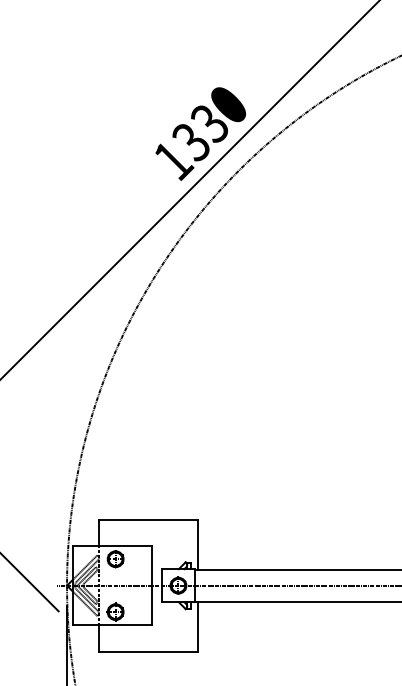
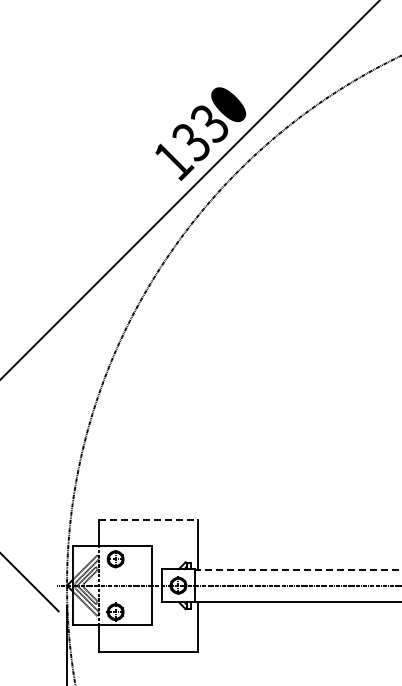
line: solid -> dashed (148, 519)
line: solid -> dashed (297, 569)
